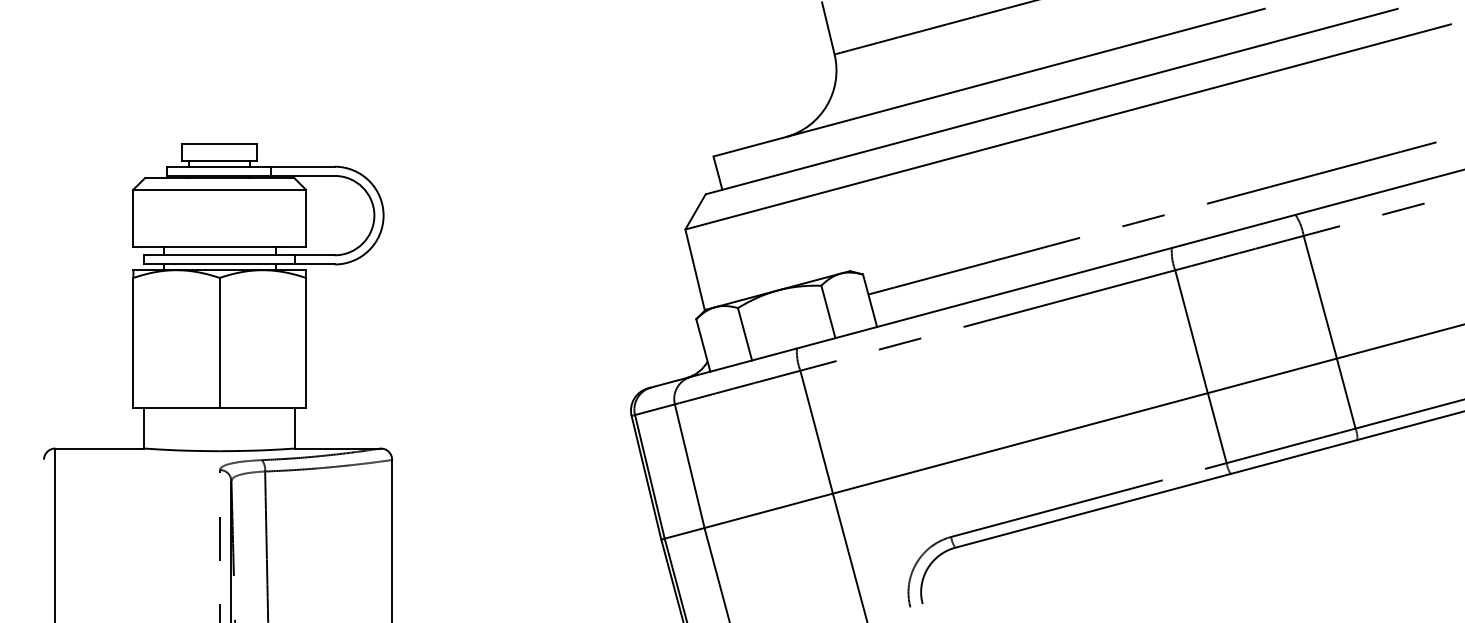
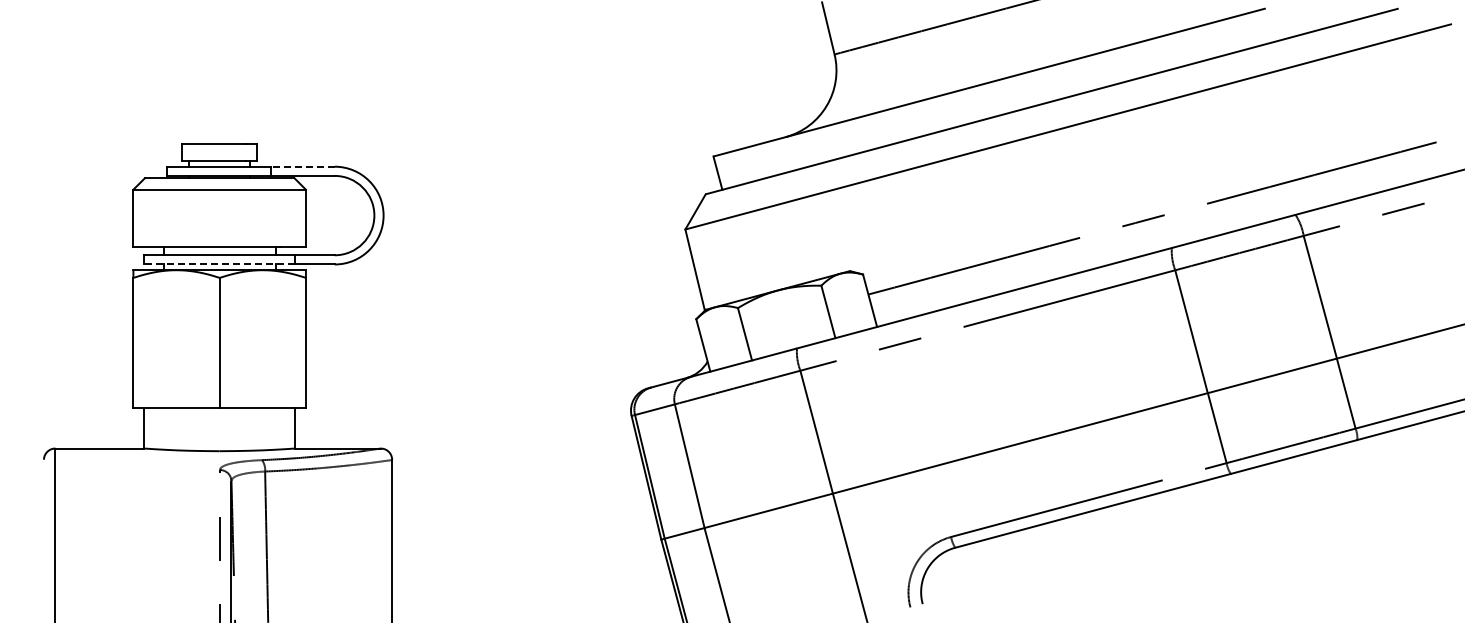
line: solid -> dashed (302, 166)
line: solid -> dashed (218, 264)
